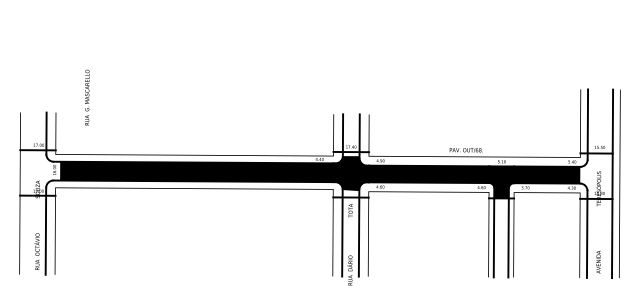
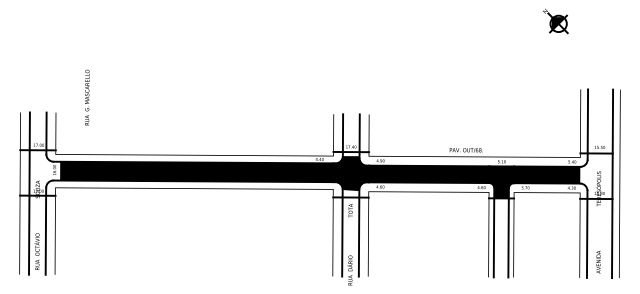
part: none -> present (555, 21)
line: none -> present (29, 193)
